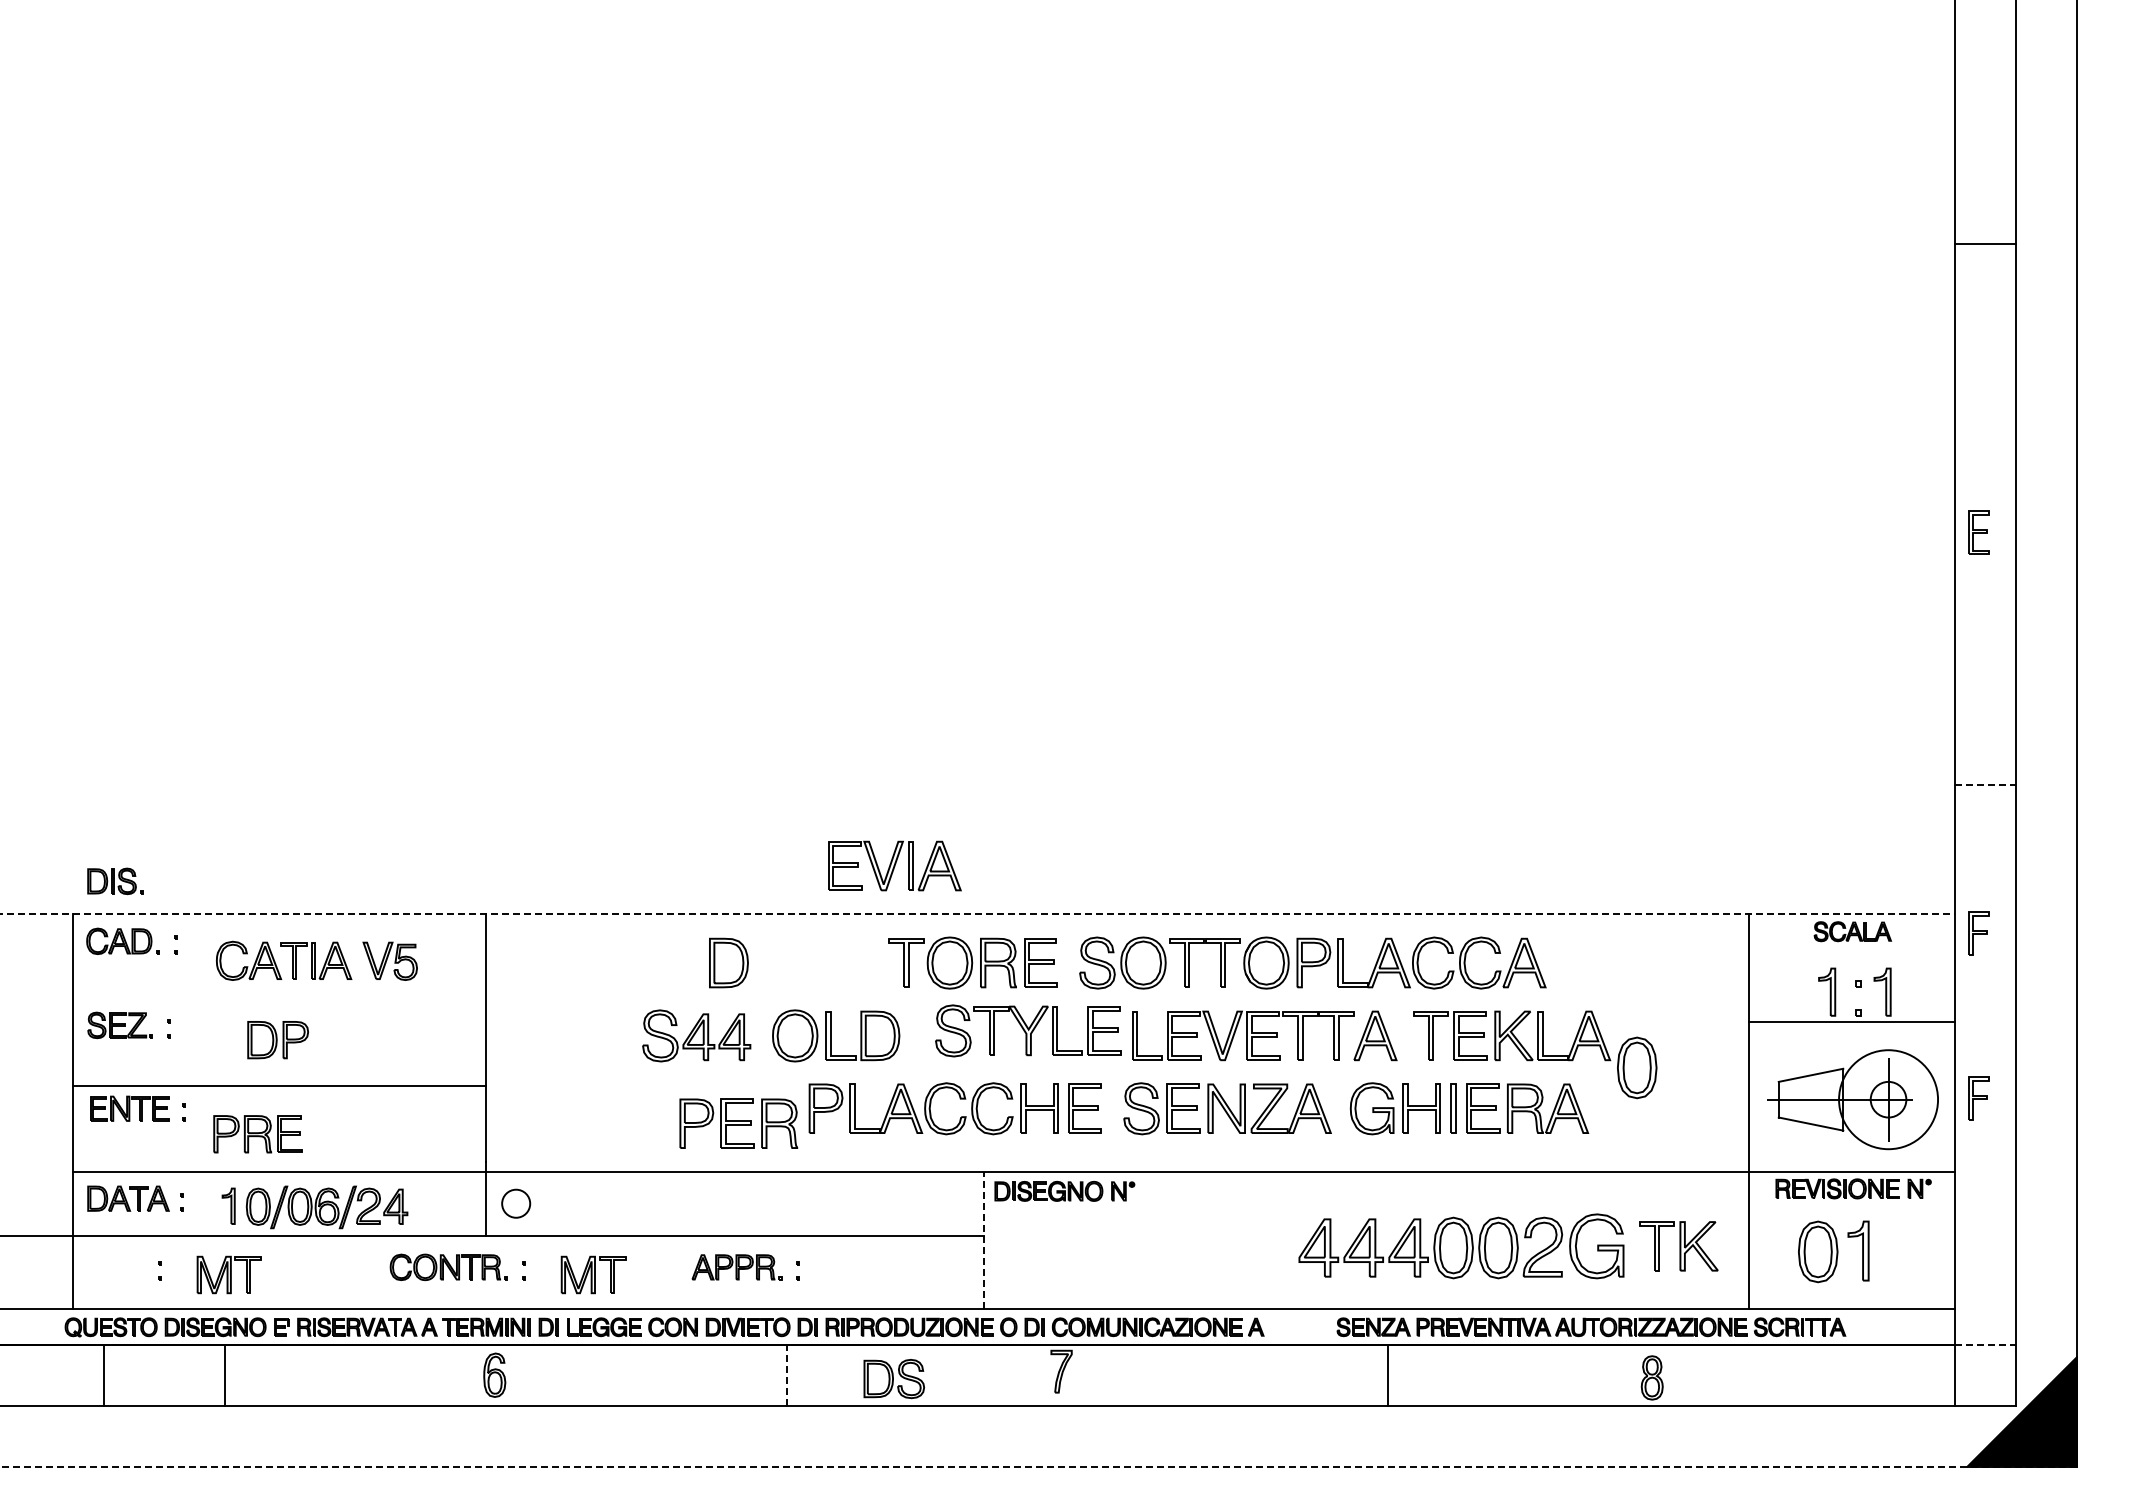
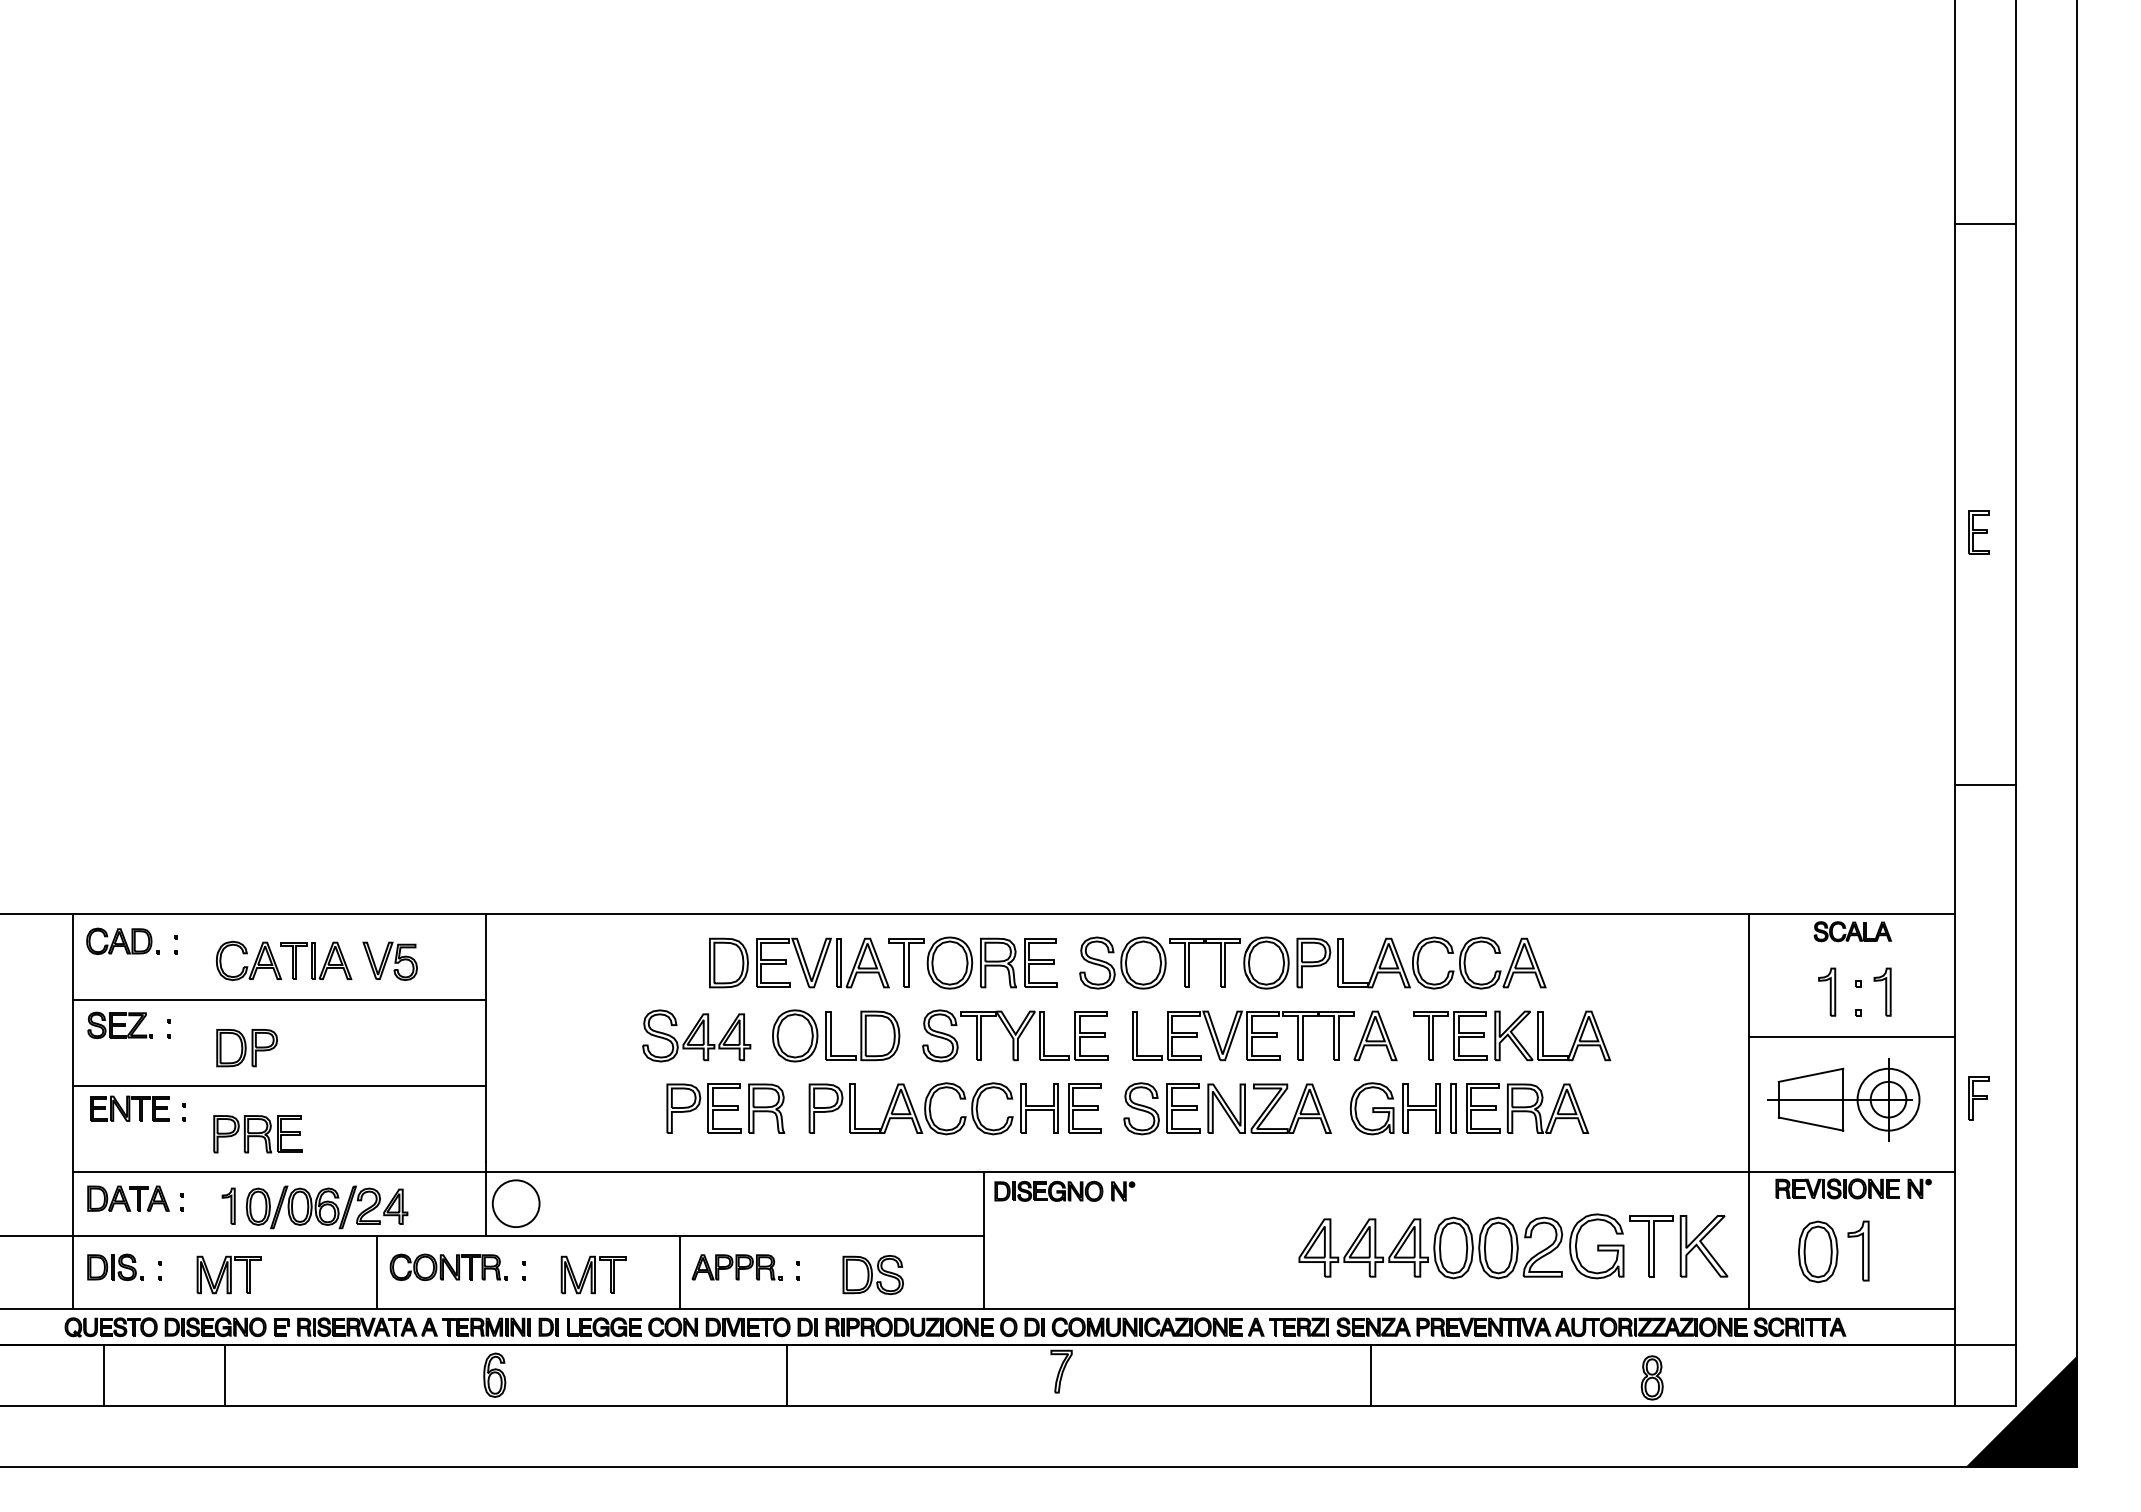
line position: (1985, 244) -> (1985, 224) (1985, 224)
line: dashed -> solid (1986, 784)
part position: (894, 865) -> (822, 962) (822, 962)
part position: (115, 881) -> (115, 1267) (115, 1267)
line: dashed -> solid (978, 914)
part: present -> none (1978, 933)
line: none -> present (279, 1000)
line position: (1851, 1022) -> (1851, 1037) (1851, 1037)
part position: (1028, 1030) -> (1015, 1035) (1015, 1035)
part position: (277, 1040) -> (246, 1048) (246, 1048)
part: present -> none (1637, 1067)
circle diameter: 99 px -> 62 px (1888, 1099)
part position: (738, 1123) -> (725, 1108) (725, 1108)
circle diameter: 28 px -> 47 px (515, 1203)
line: dashed -> solid (983, 1240)
part size: 80x51 px -> 100x63 px (1678, 1246)
line: none -> present (376, 1271)
line: none -> present (680, 1271)
part: none -> present (1298, 1326)
line: dashed -> solid (1986, 1345)
line: dashed -> solid (786, 1375)
line position: (1388, 1375) -> (1371, 1375) (1371, 1375)
part position: (893, 1379) -> (872, 1275) (872, 1275)
line: dashed -> solid (1038, 1466)
